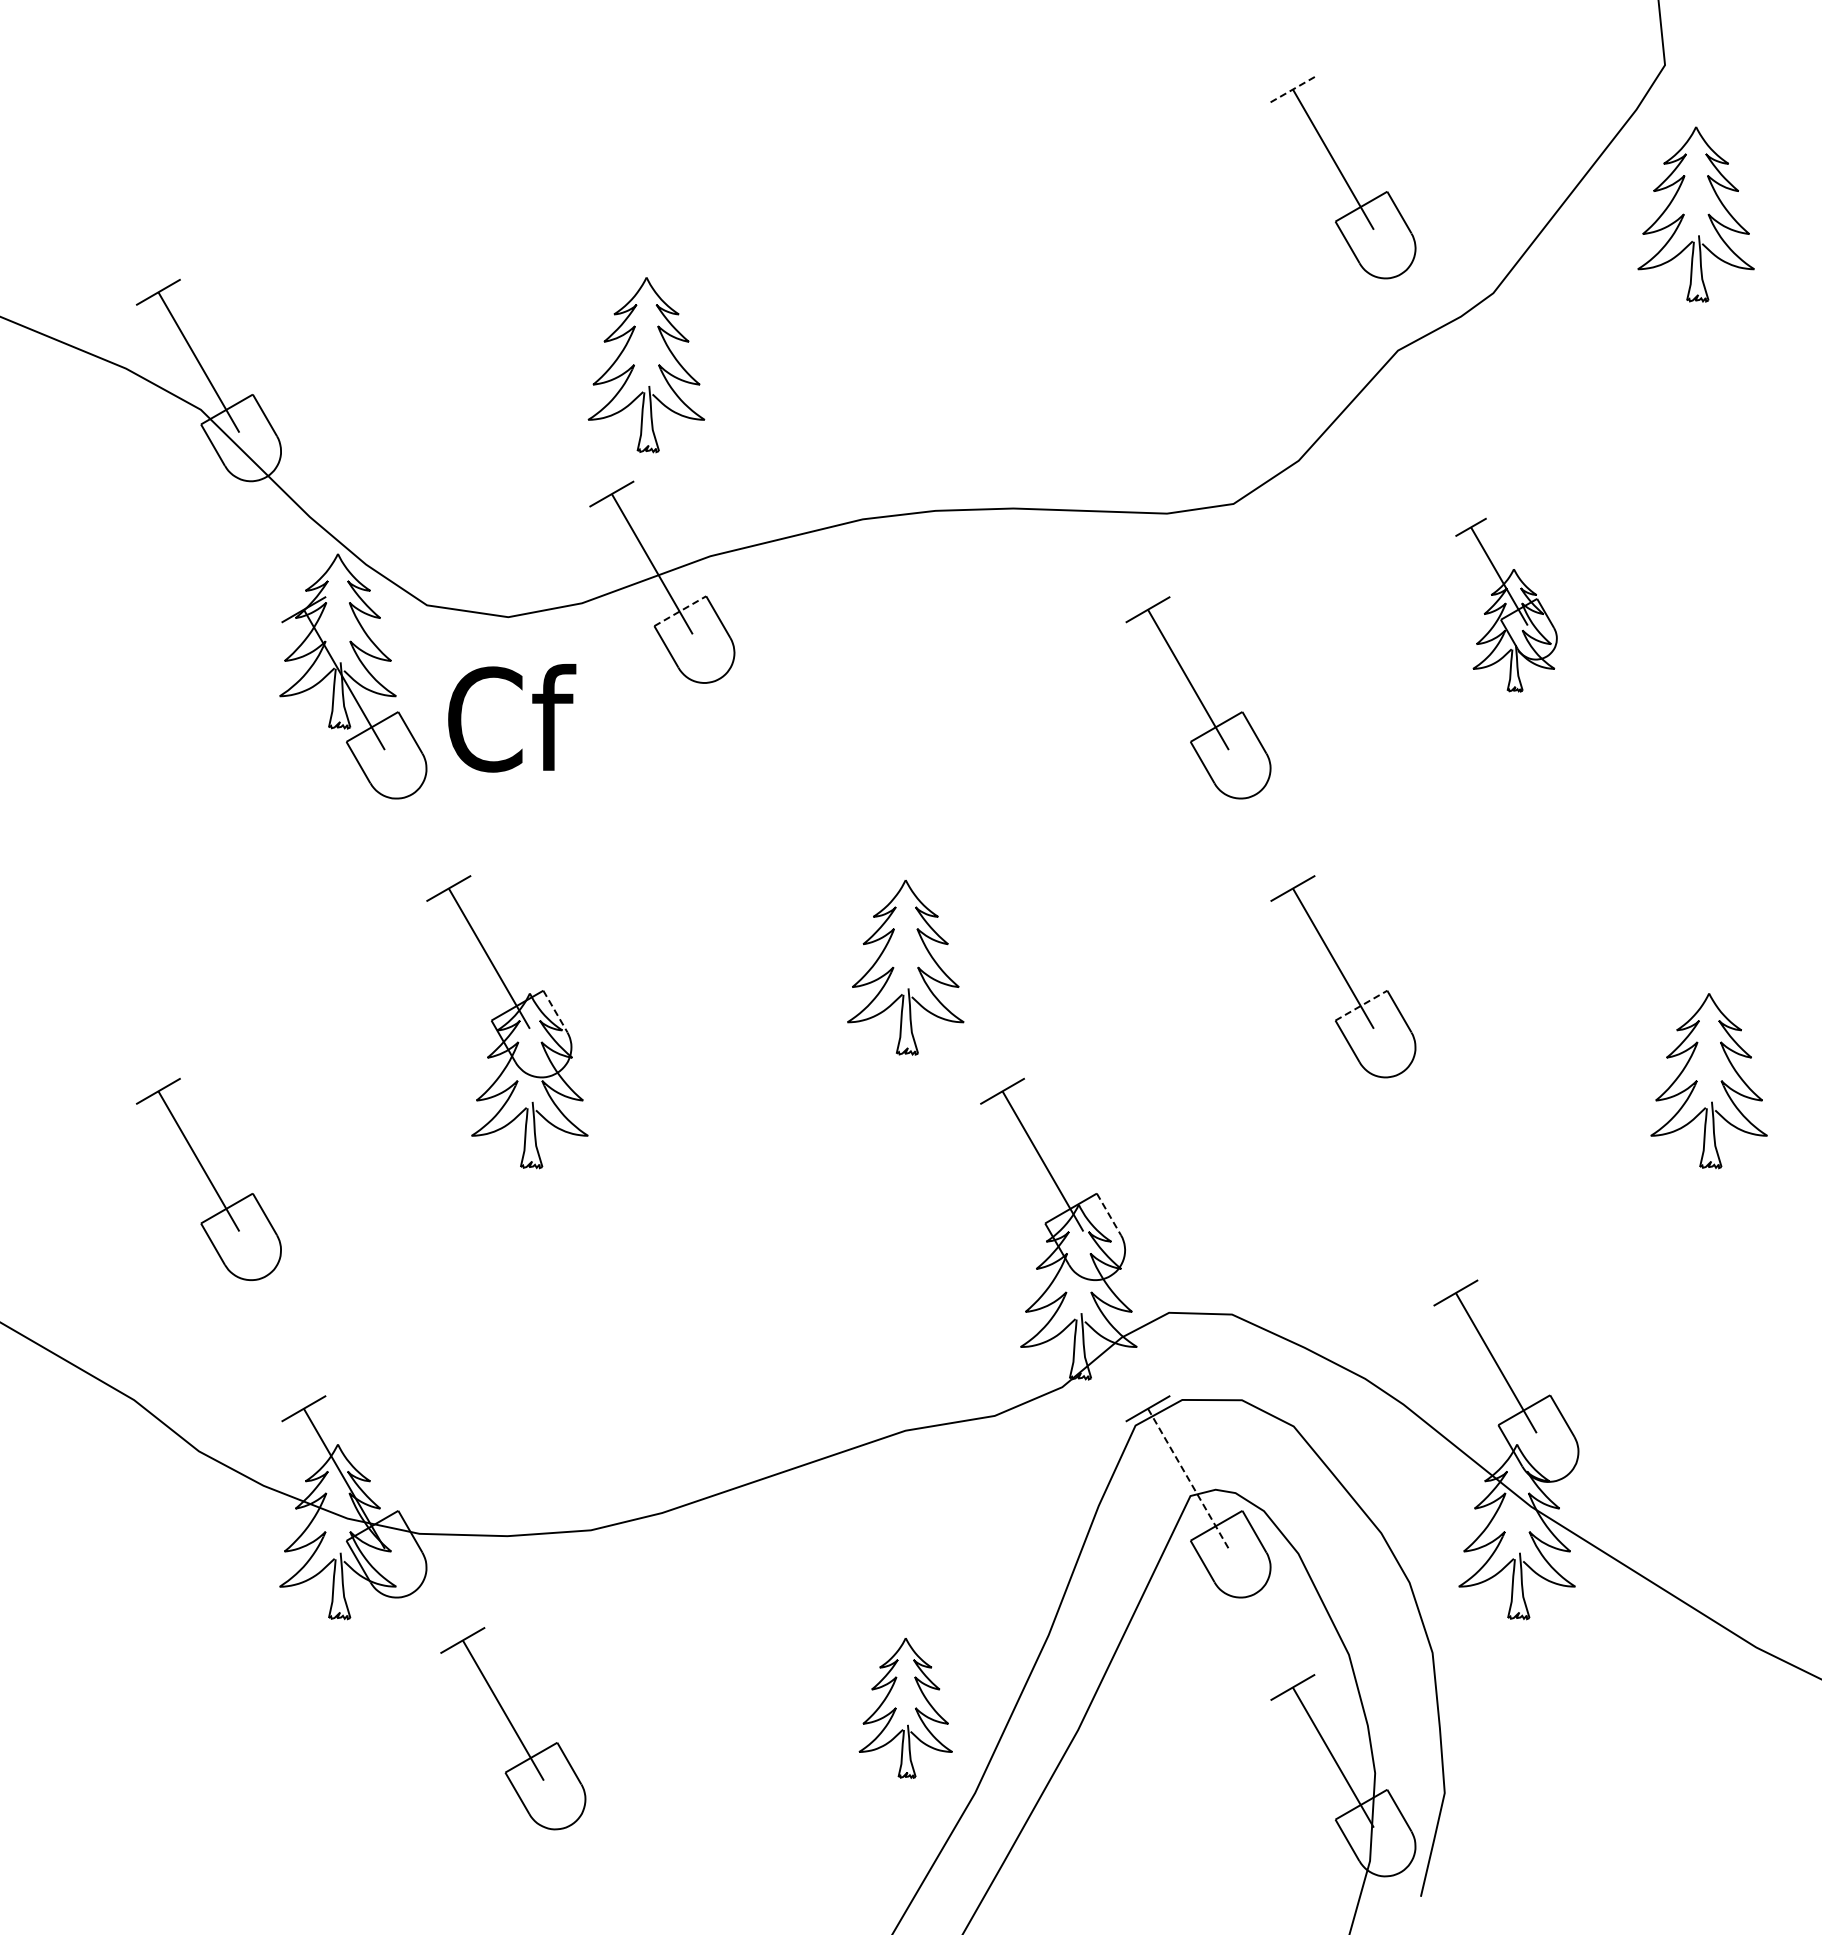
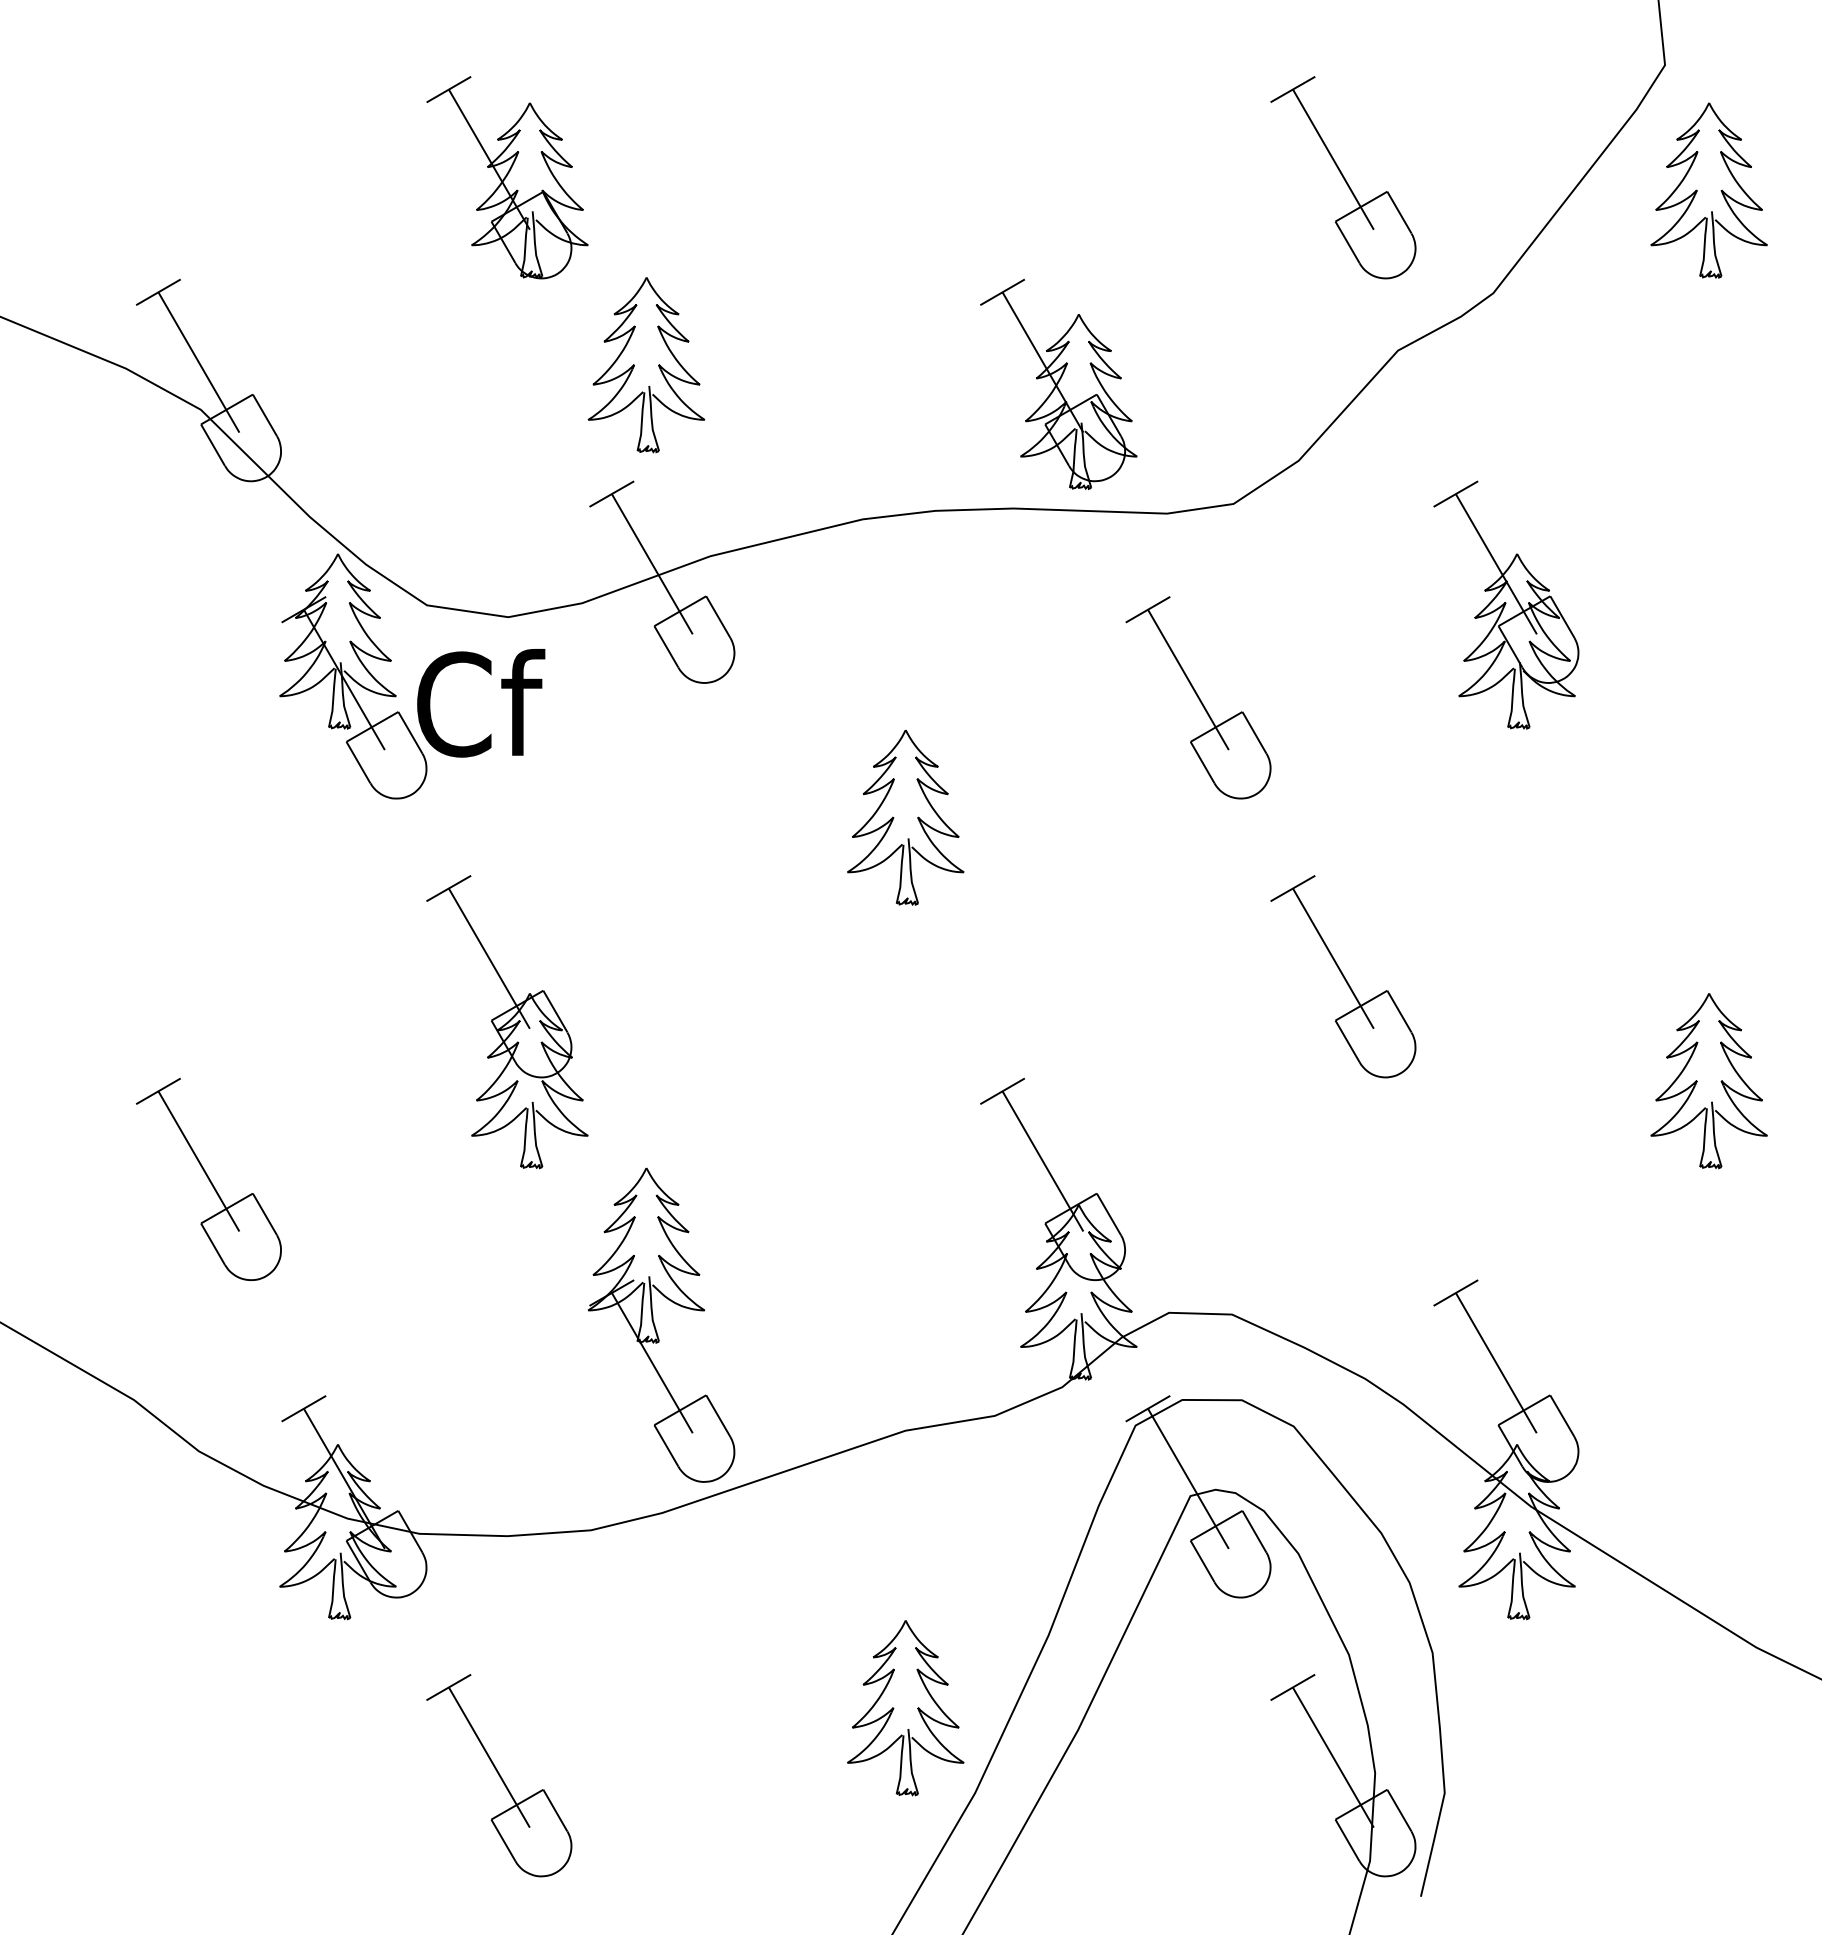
line: dashed -> solid (1292, 89)
part: none -> present (507, 177)
part position: (1695, 214) -> (1708, 190) (1708, 190)
part: none -> present (1058, 383)
part size: 103x176 px -> 147x250 px (1506, 604)
line: dashed -> solid (680, 611)
text position: (512, 718) -> (481, 703) (481, 703)
part position: (905, 967) -> (905, 817) (905, 817)
line: dashed -> solid (1361, 1005)
line: dashed -> solid (555, 1012)
line: dashed -> solid (1109, 1214)
part: none -> present (655, 1325)
line: dashed -> solid (1188, 1478)
part size: 95x141 px -> 118x177 px (905, 1708)
part position: (513, 1728) -> (499, 1775) (499, 1775)
